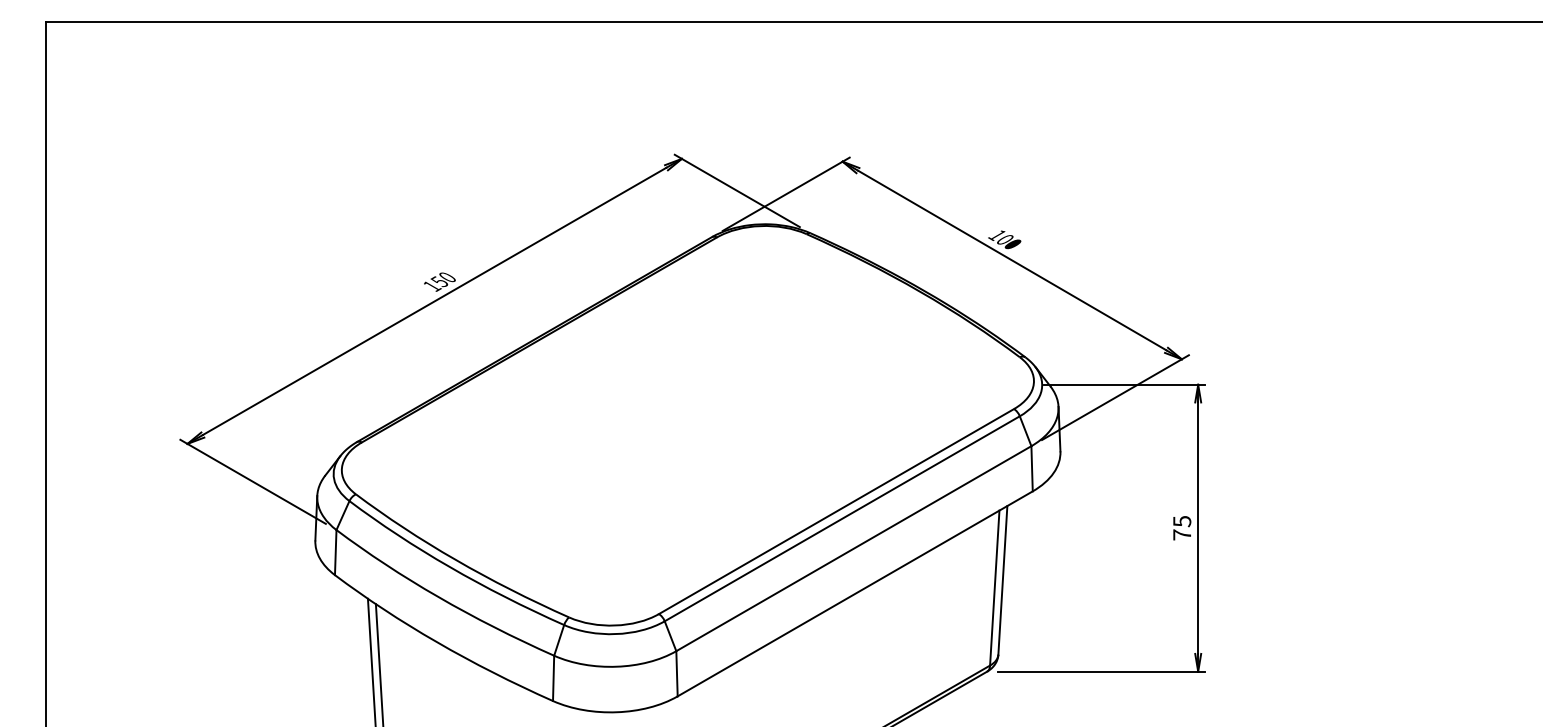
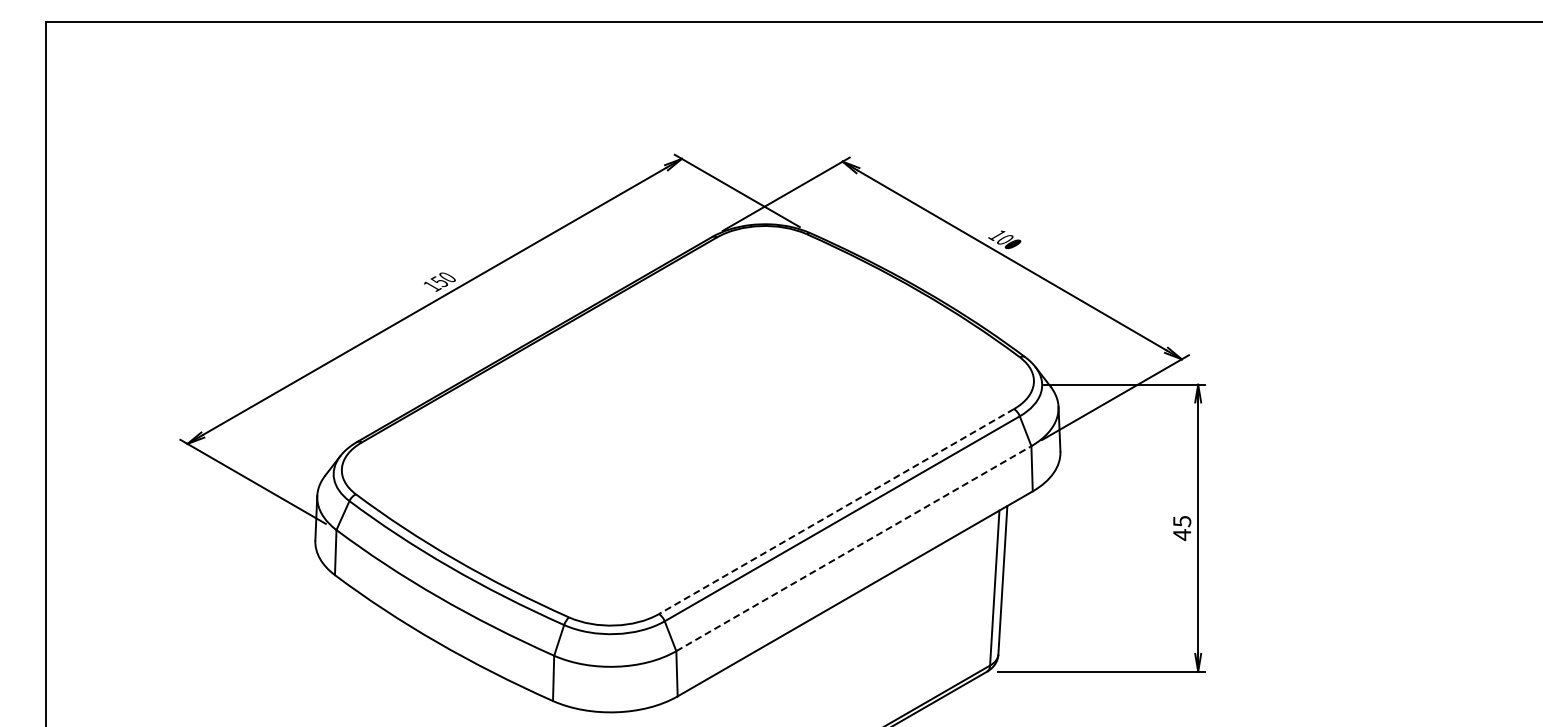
line: solid -> dashed (836, 511)
text: 75 -> 45 (1181, 535)
line: solid -> dashed (854, 548)
line: present -> none (371, 660)
line: present -> none (379, 663)
